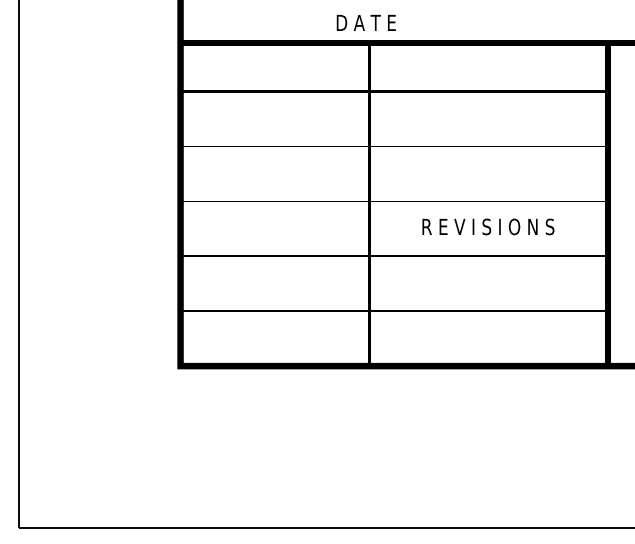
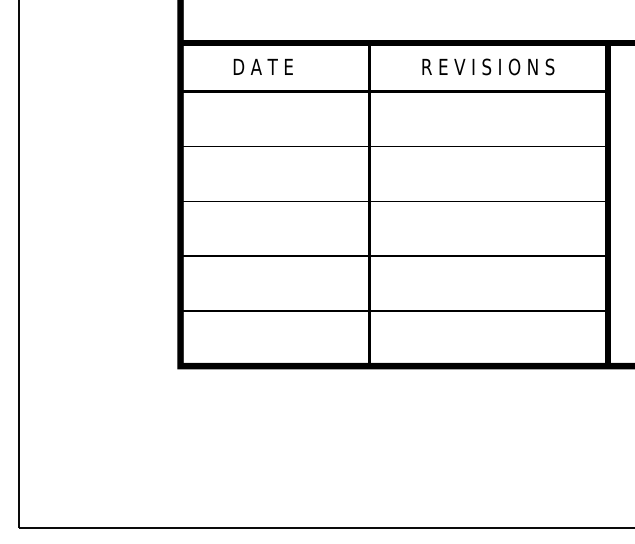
text position: (365, 22) -> (262, 66) (262, 66)
text position: (488, 226) -> (488, 66) (488, 66)
